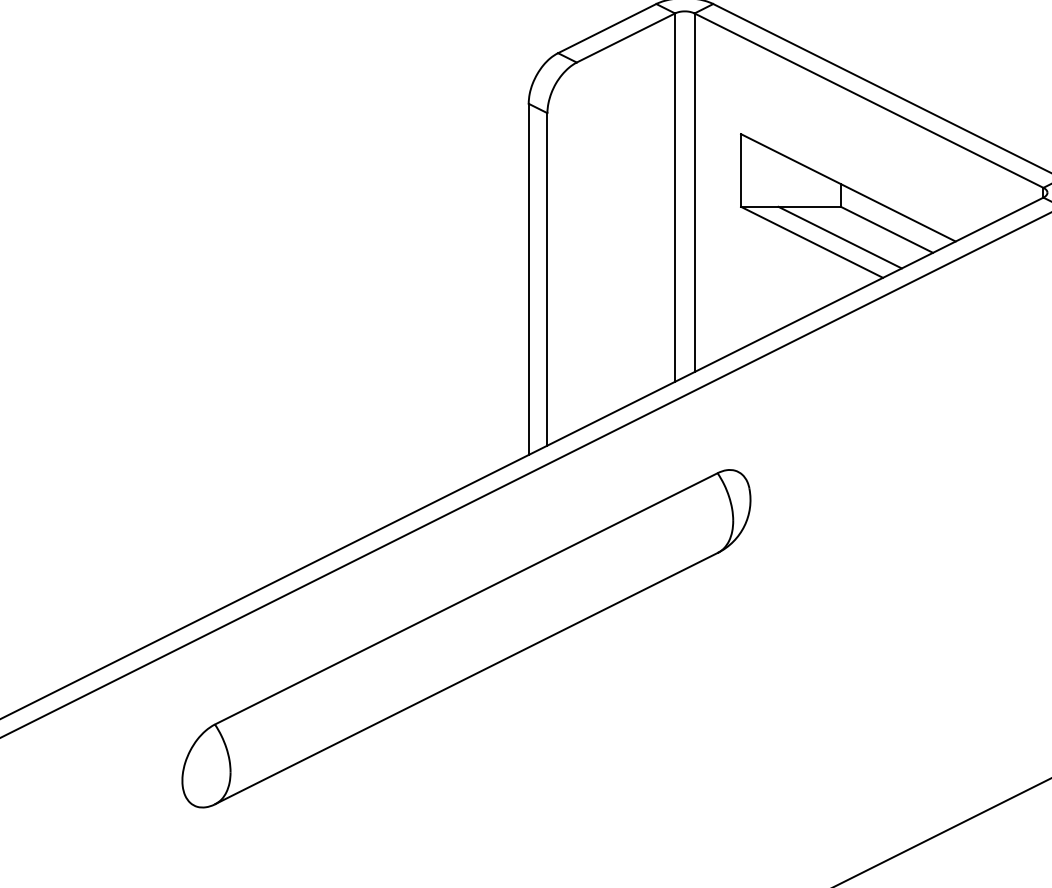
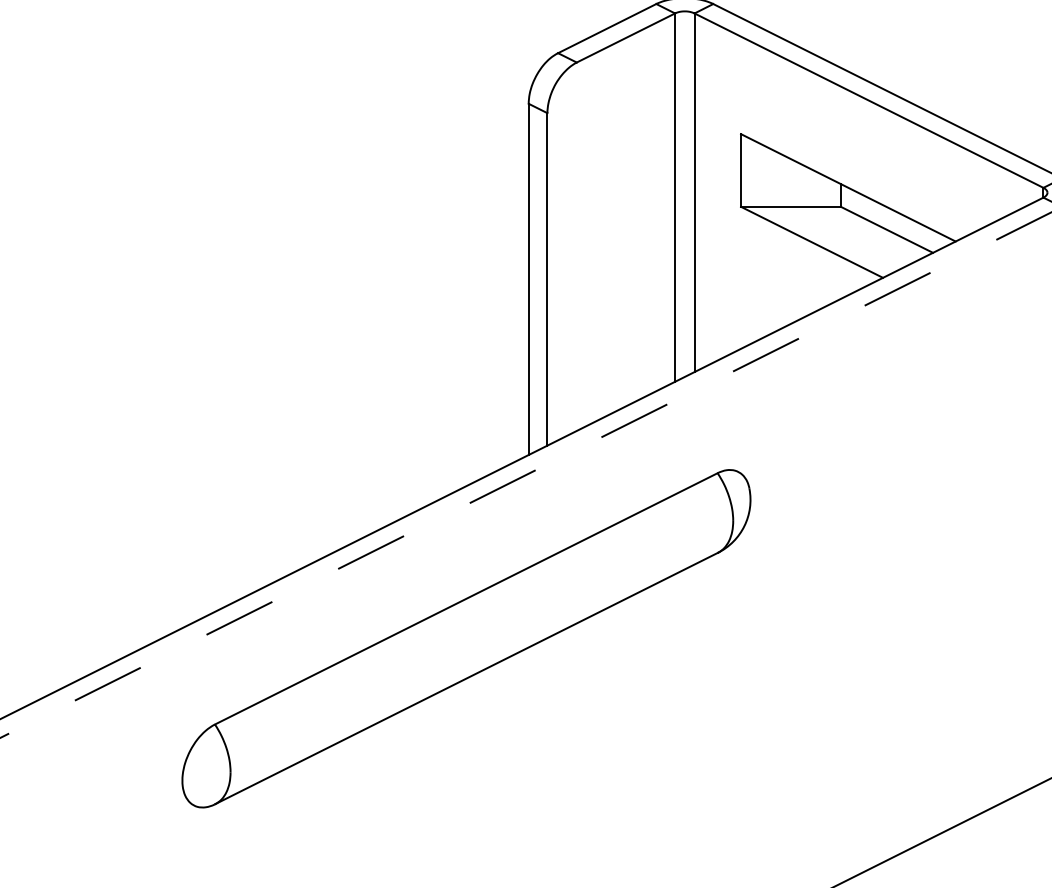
line: present -> none (839, 237)
line: solid -> dashed (525, 475)
